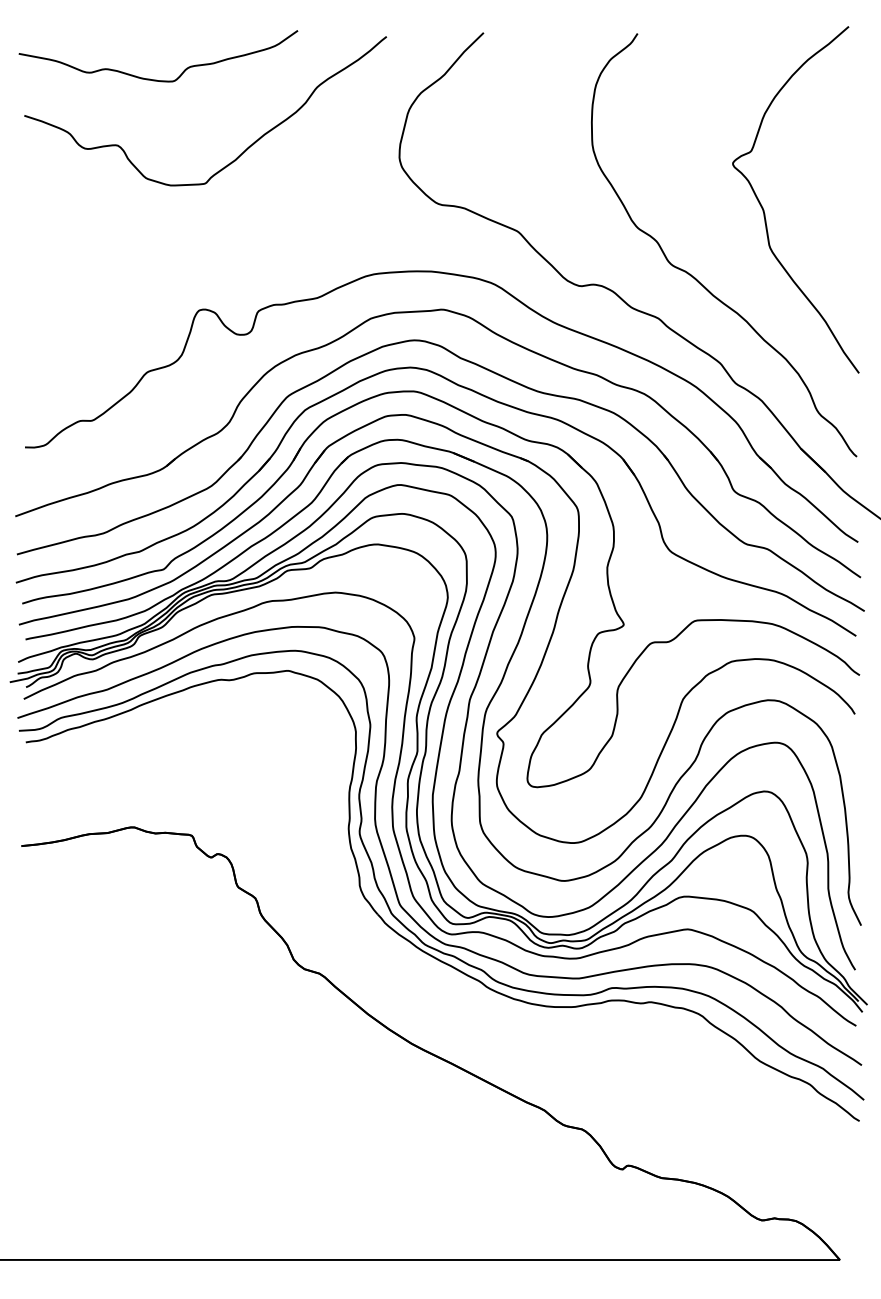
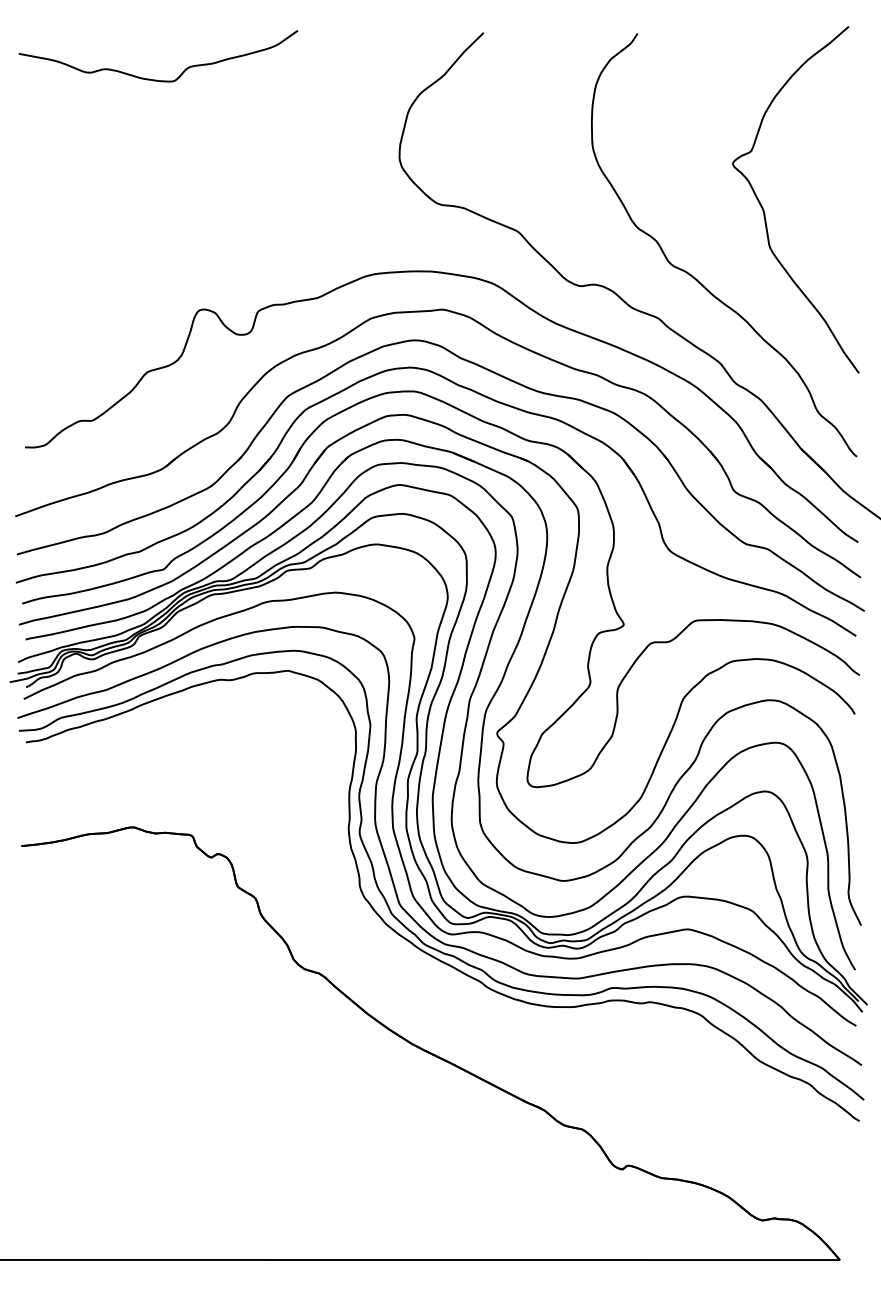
curve: present -> none (238, 155)
